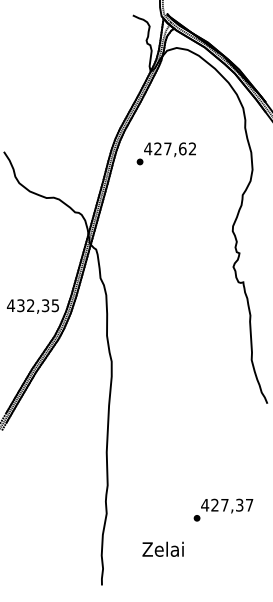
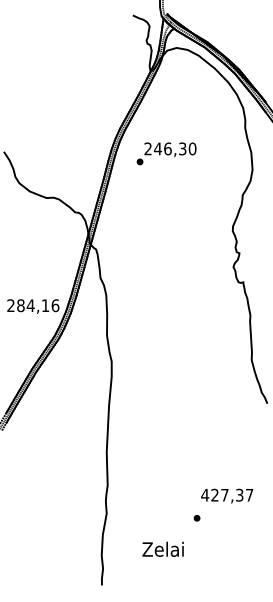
text: 427,62 -> 246,30 (170, 148)
text: 432,35 -> 284,16 (32, 305)
text position: (227, 505) -> (227, 495) (227, 495)
